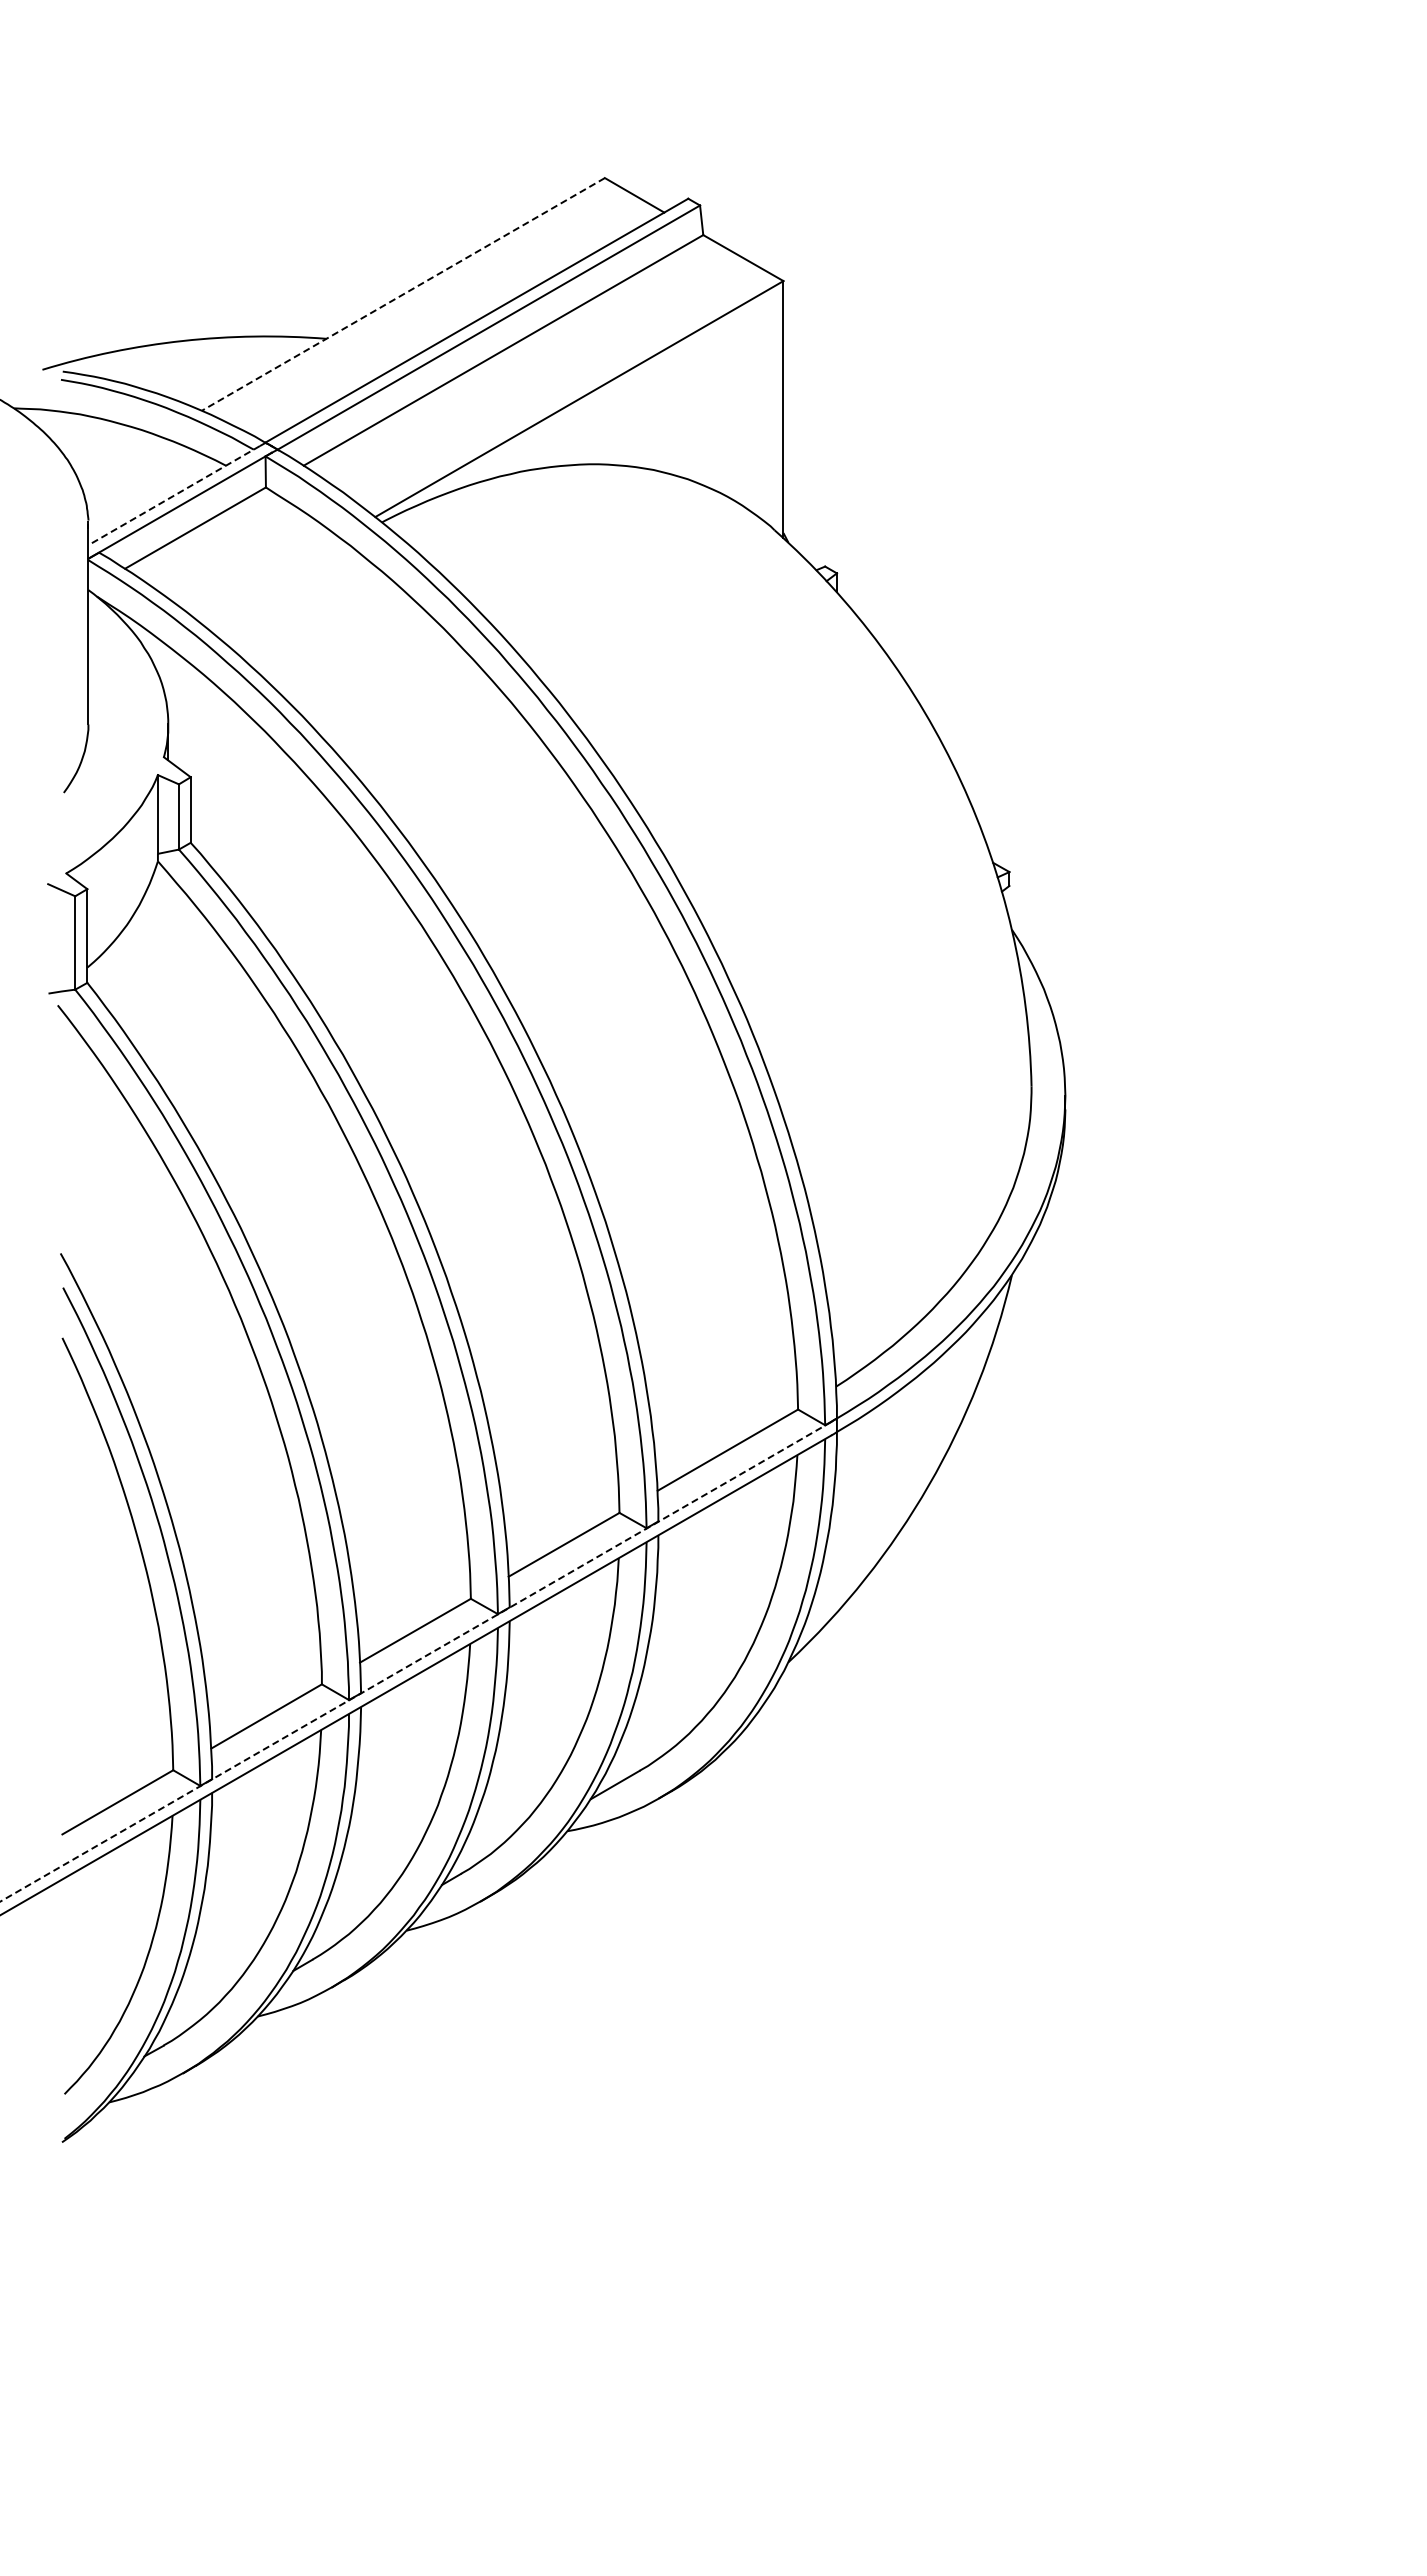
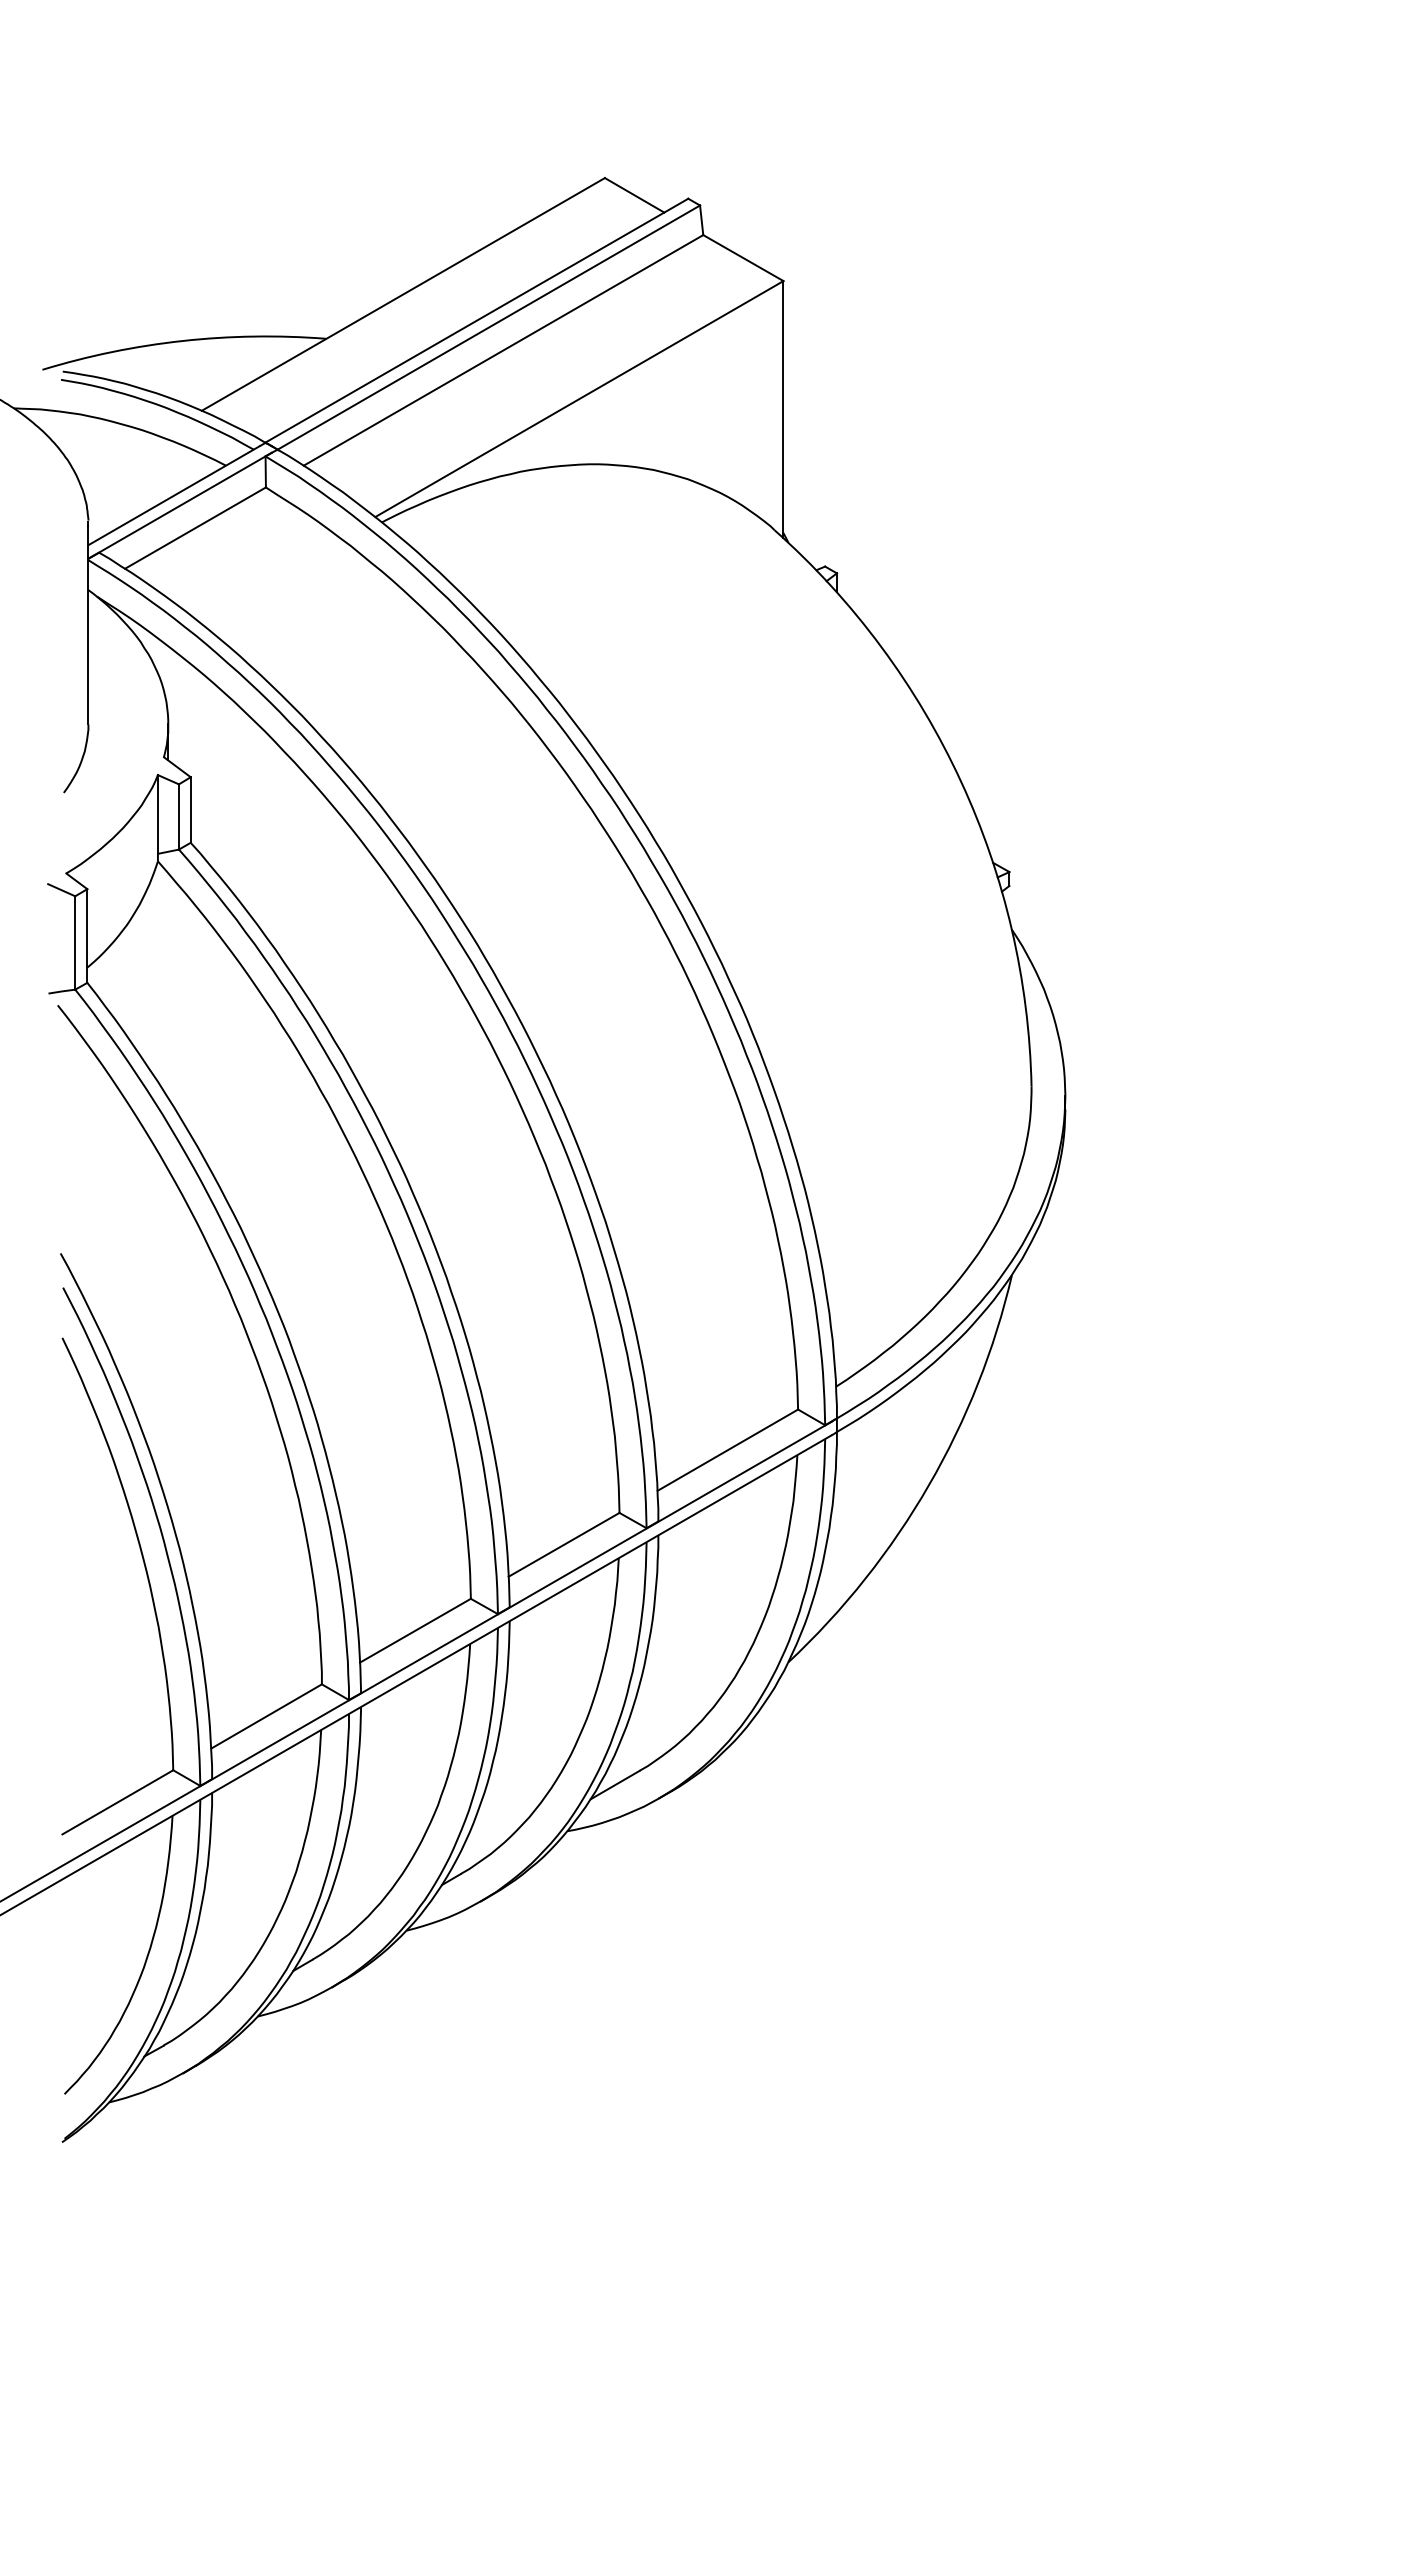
line: dashed -> solid (403, 294)
line: dashed -> solid (173, 495)
line: dashed -> solid (415, 1661)
